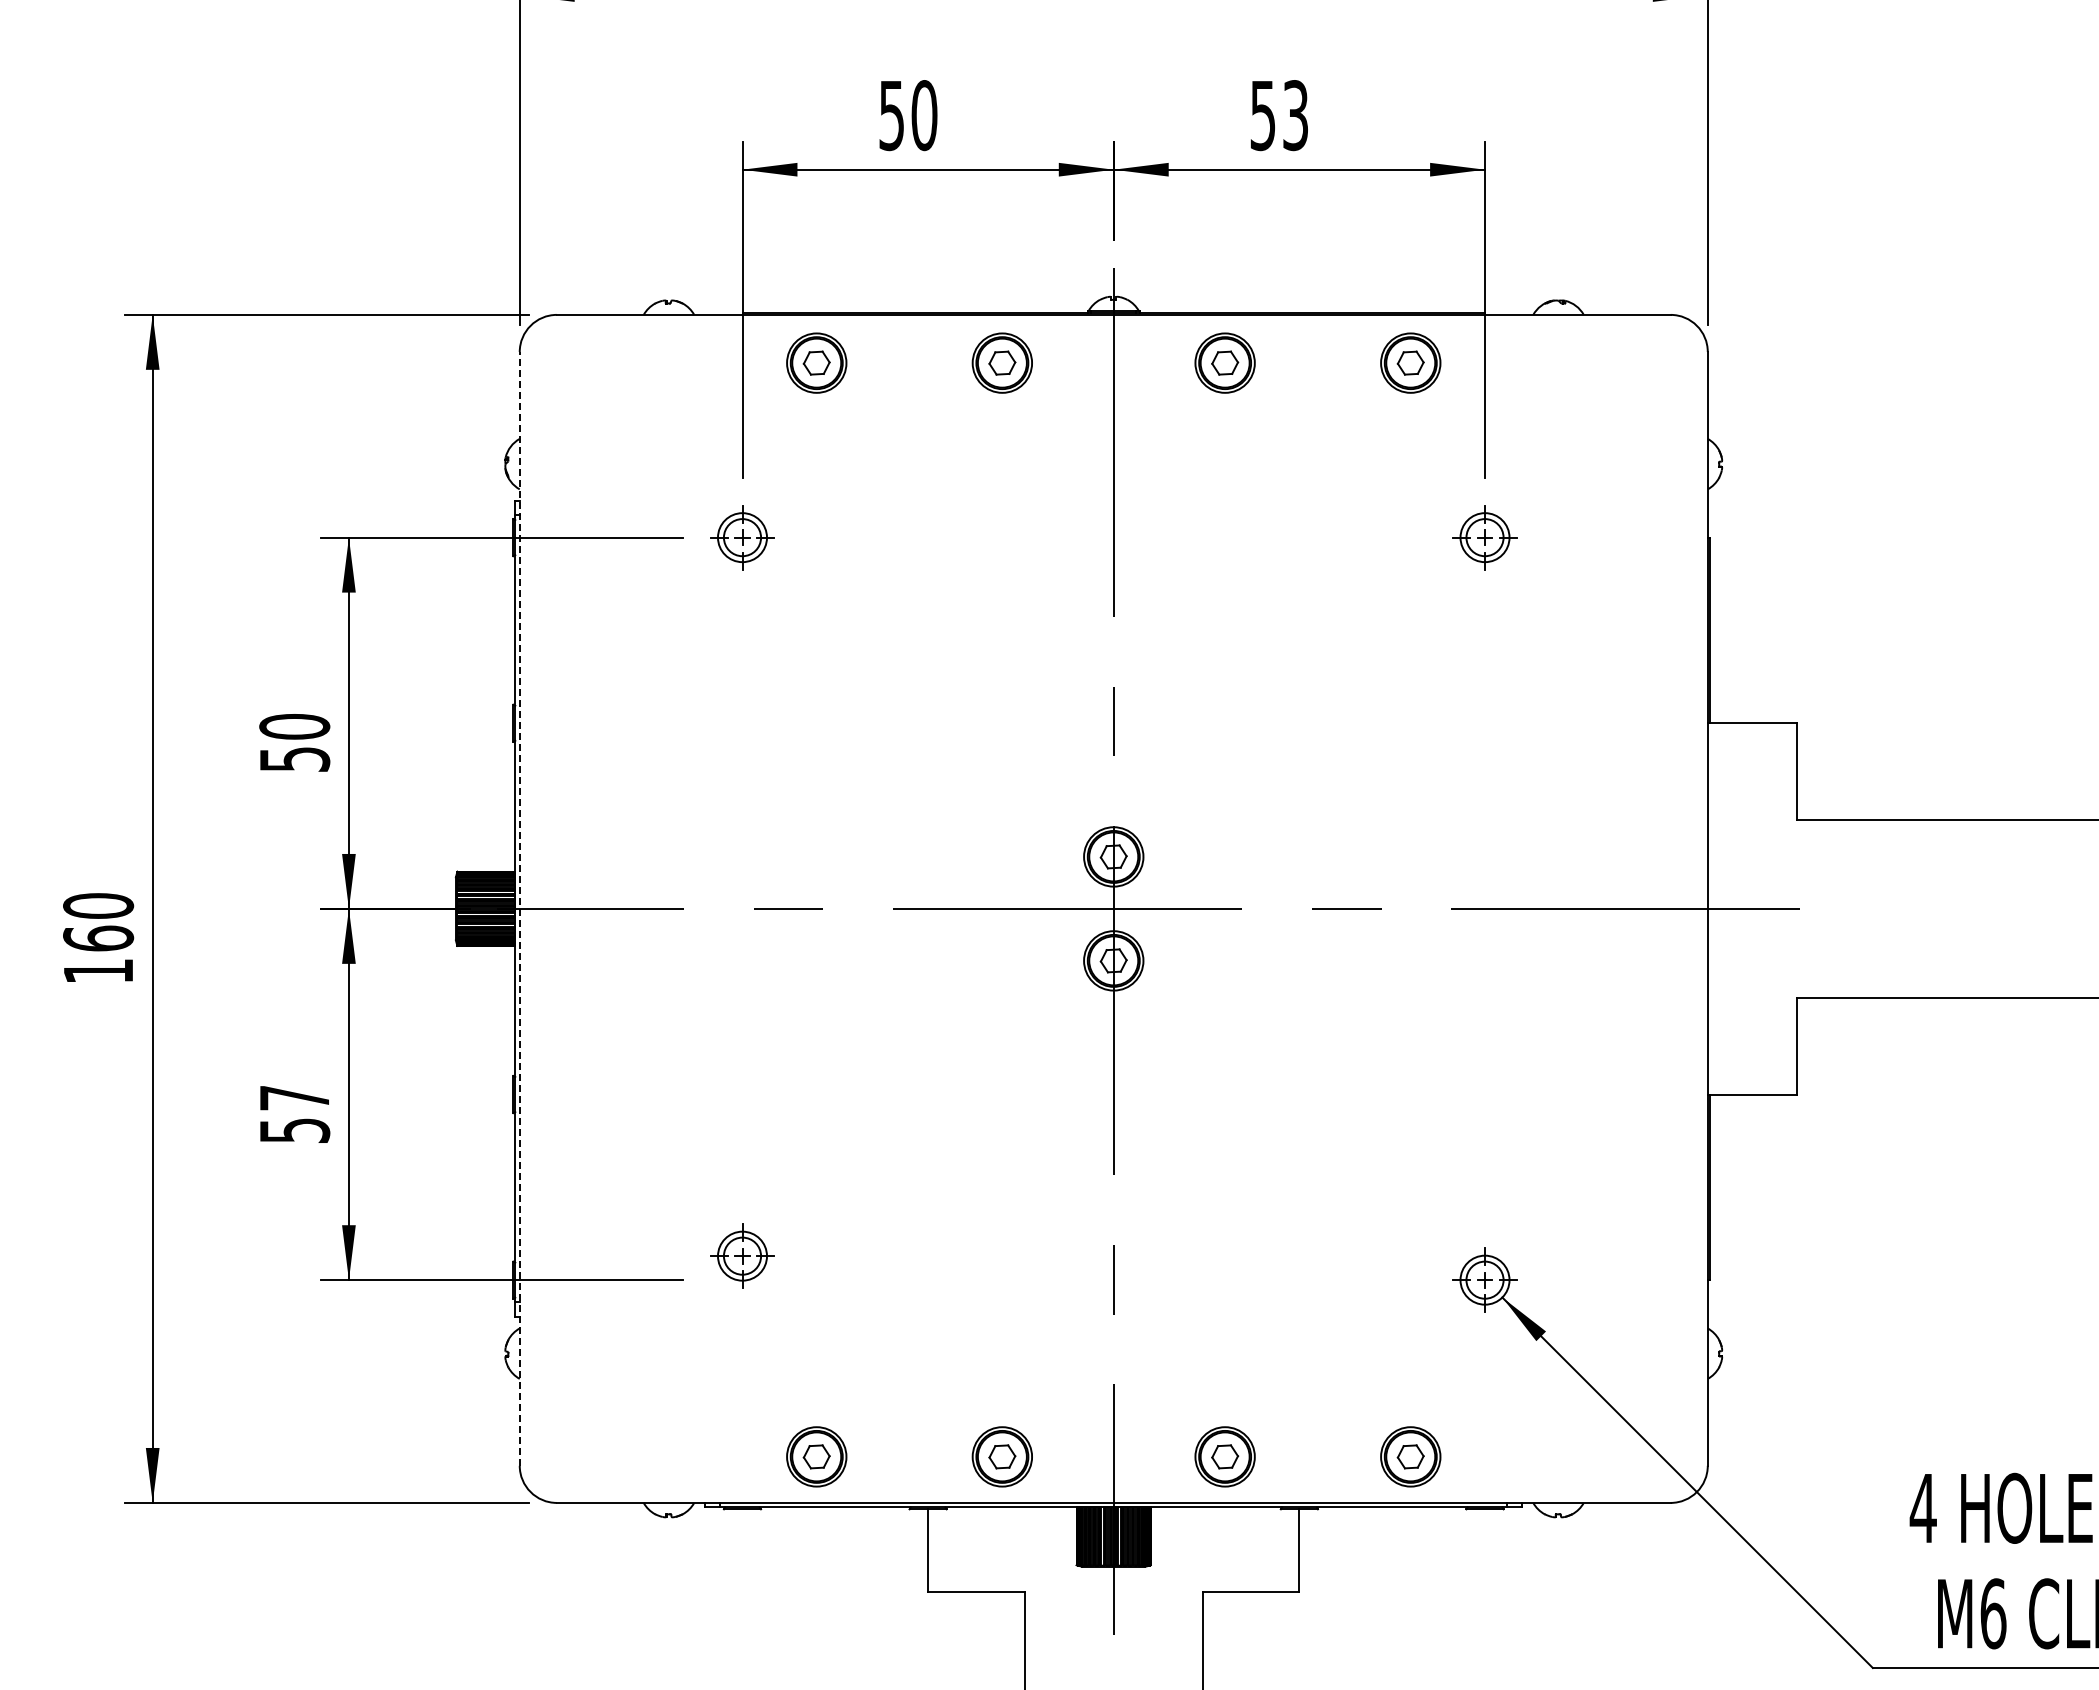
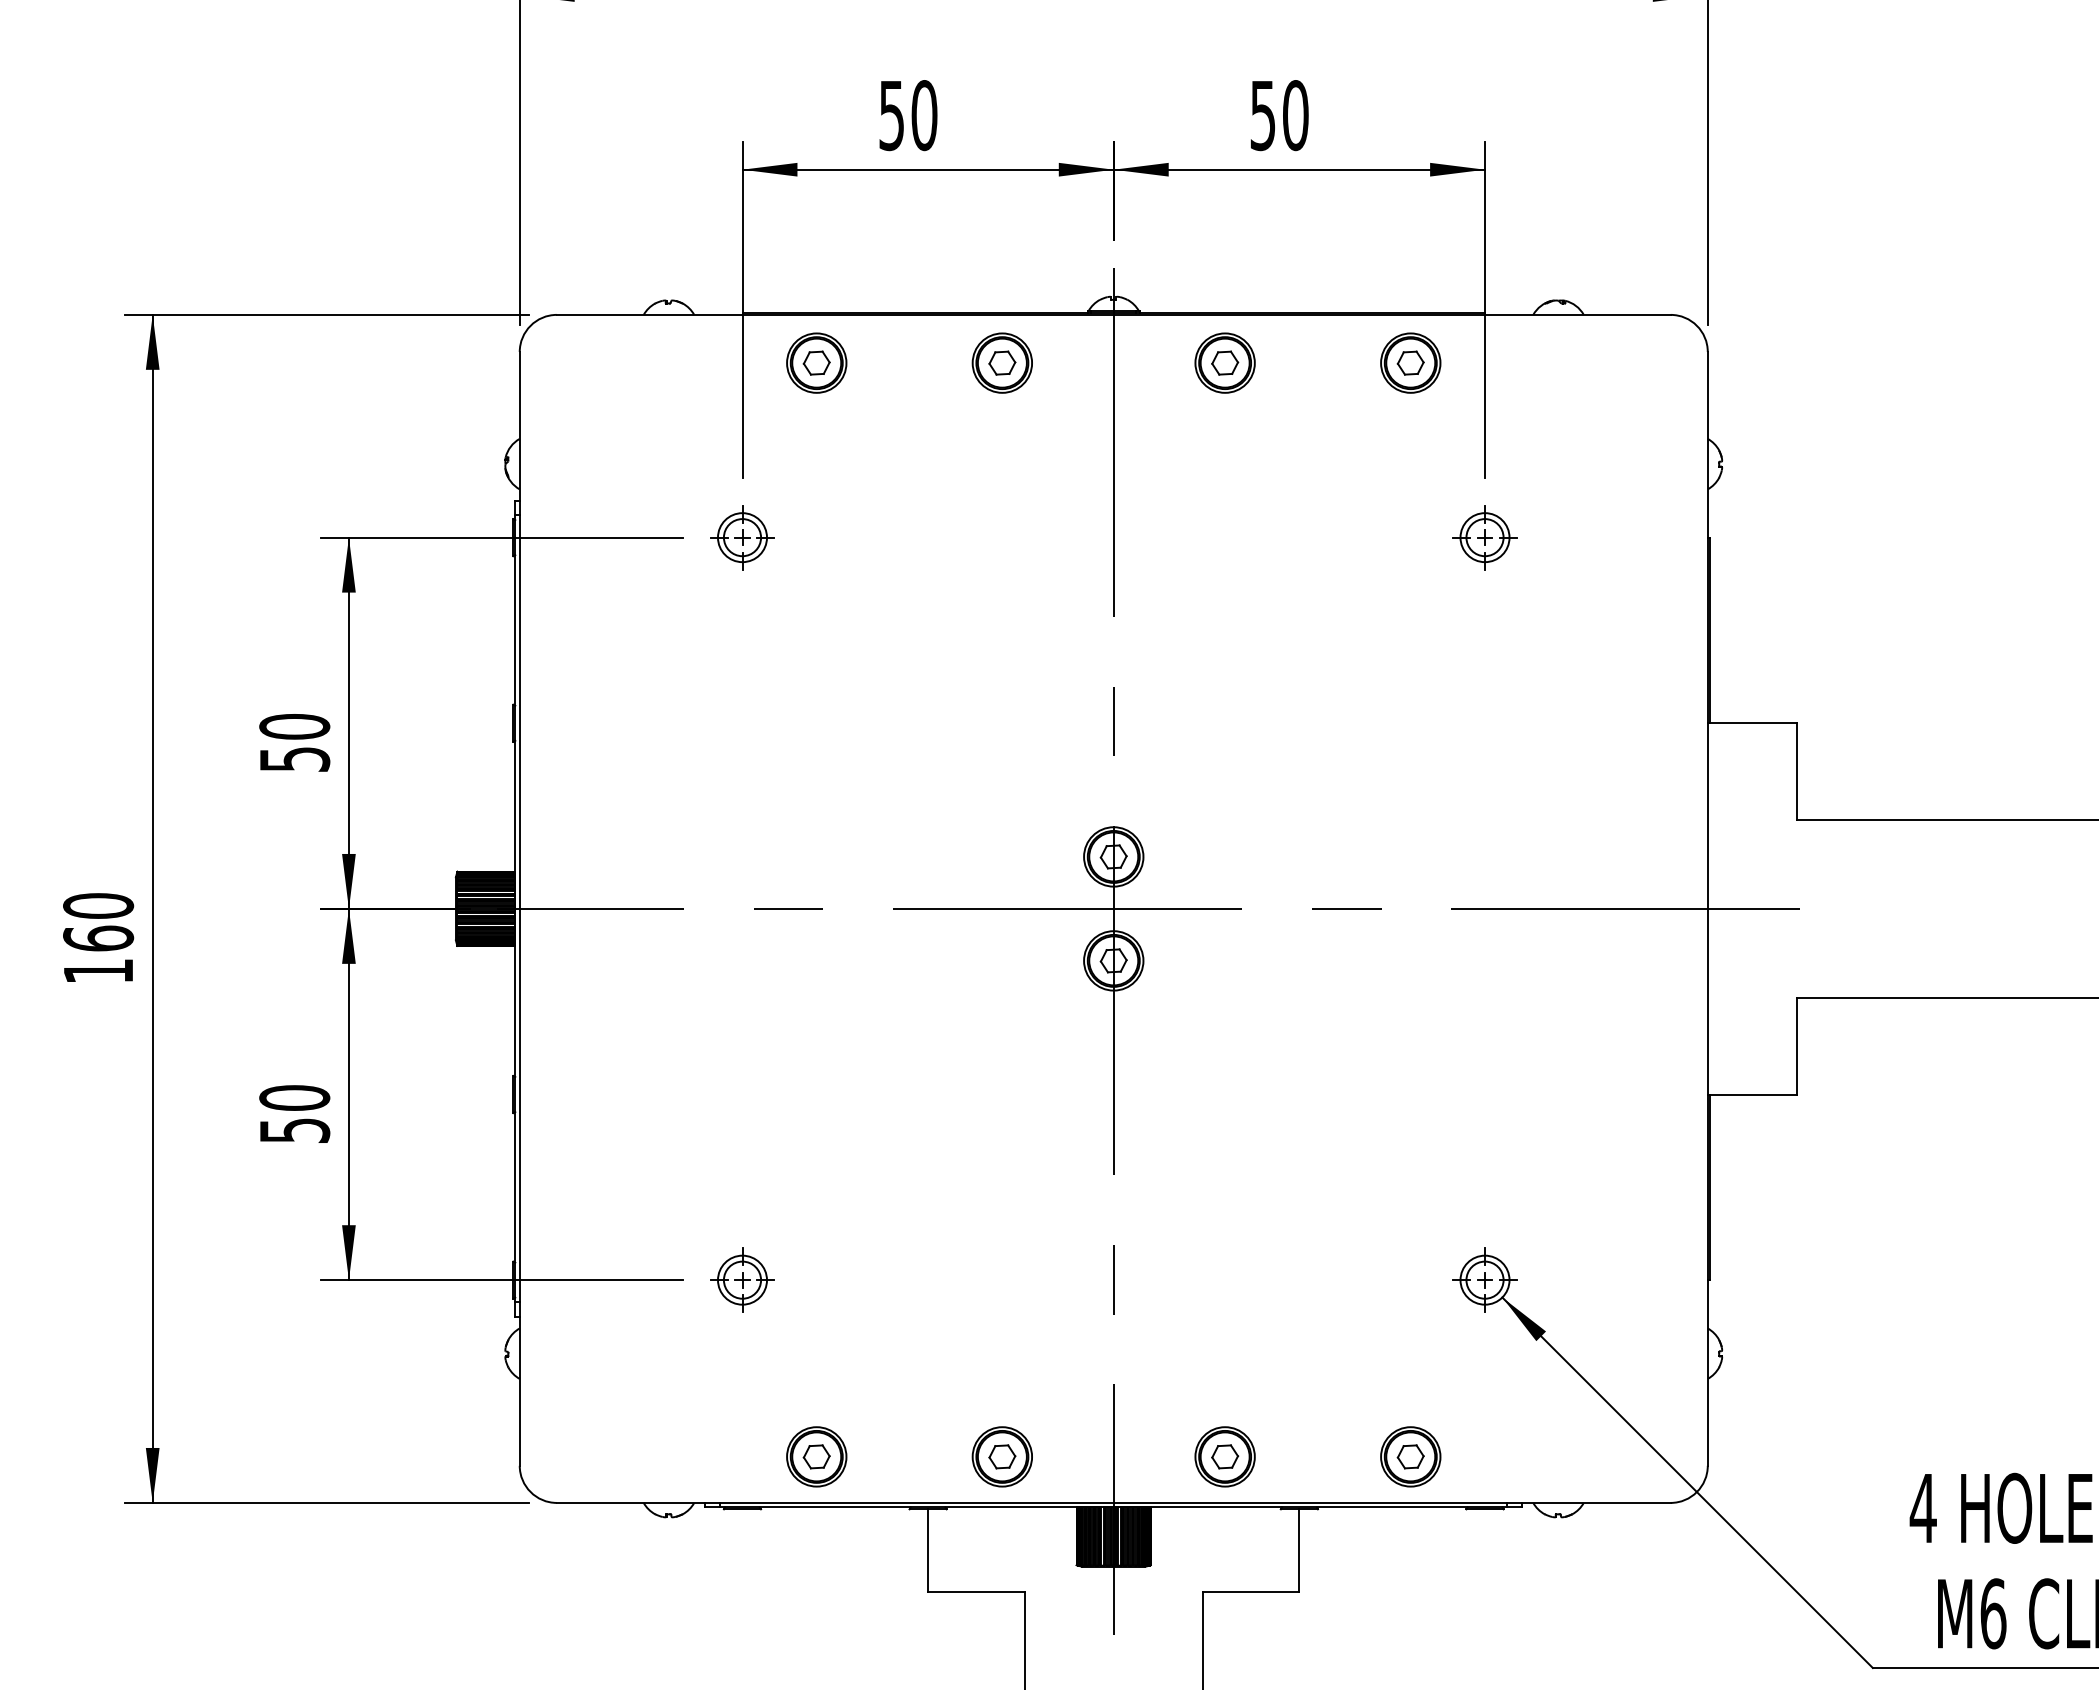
text: 53 -> 50 (1295, 115)
line: dashed -> solid (519, 908)
text: 57 -> 50 (294, 1097)
part position: (742, 1255) -> (742, 1279) (742, 1279)
